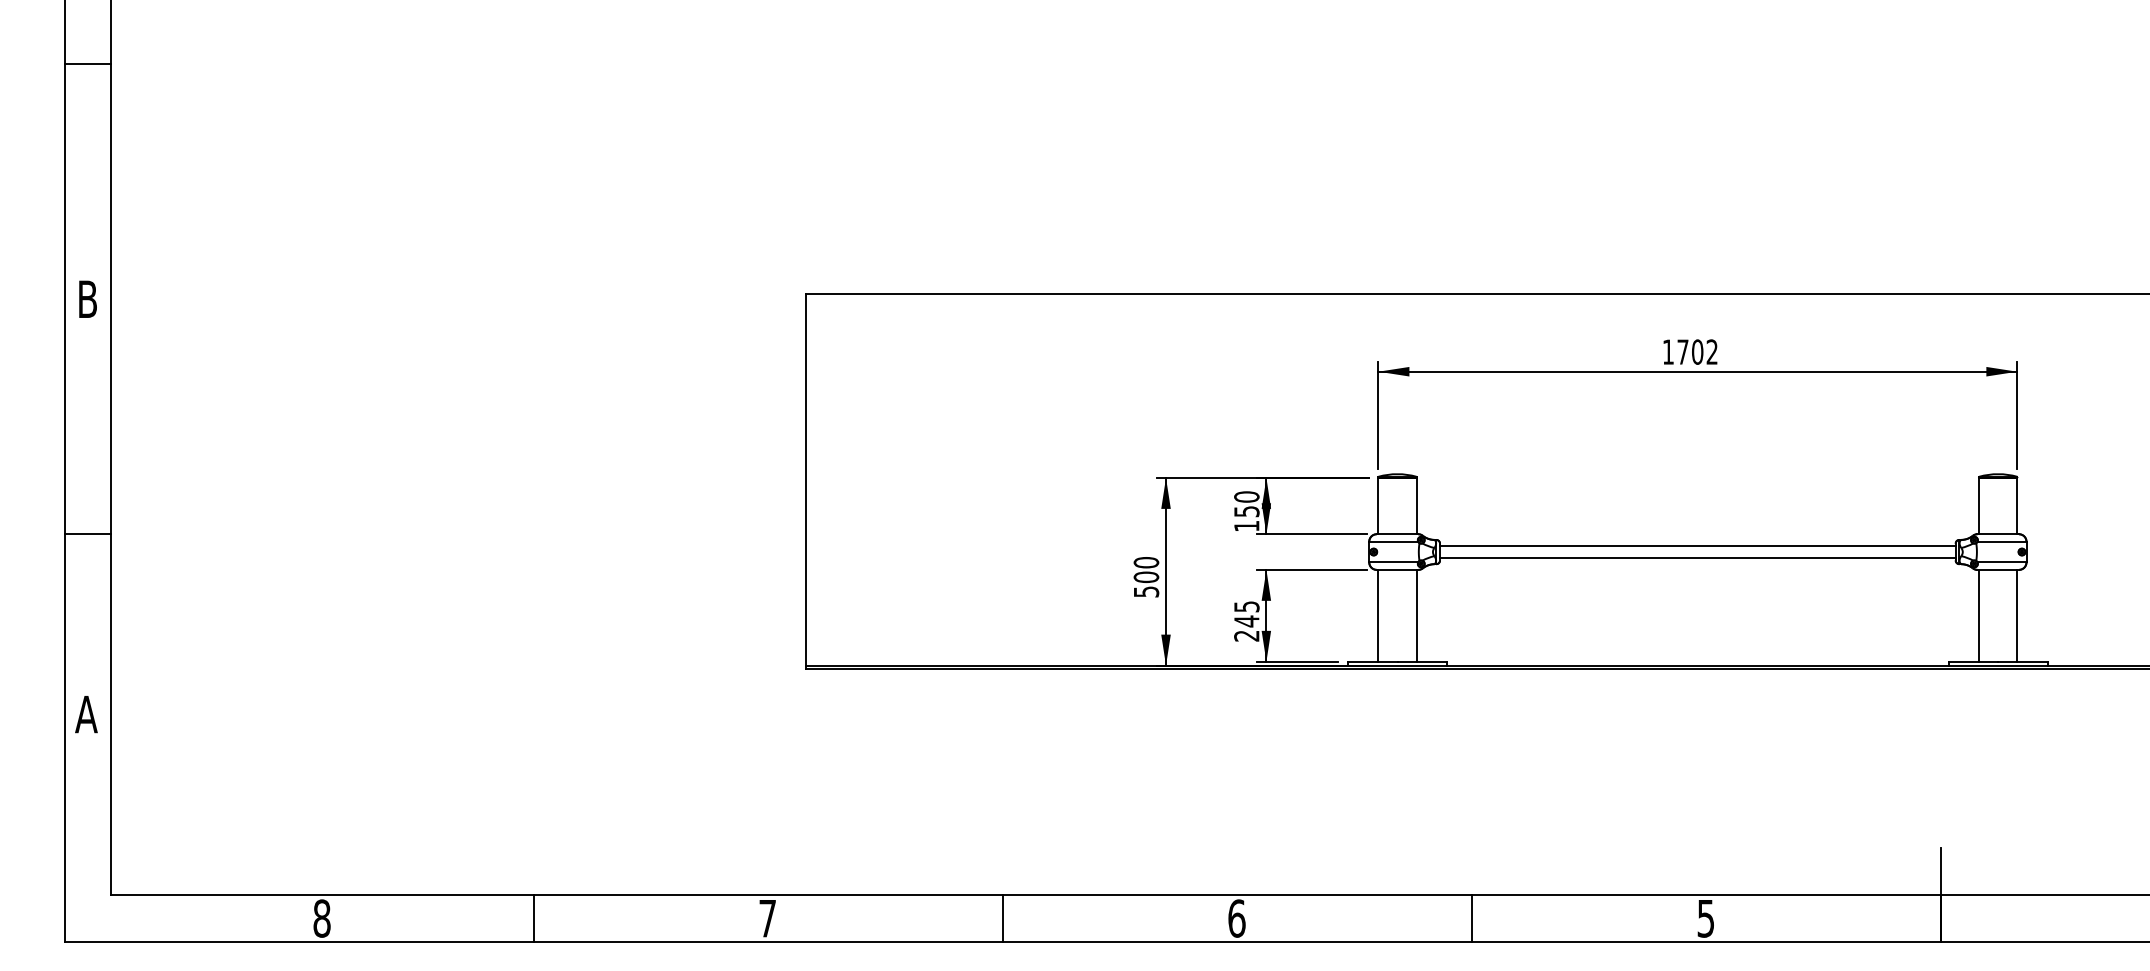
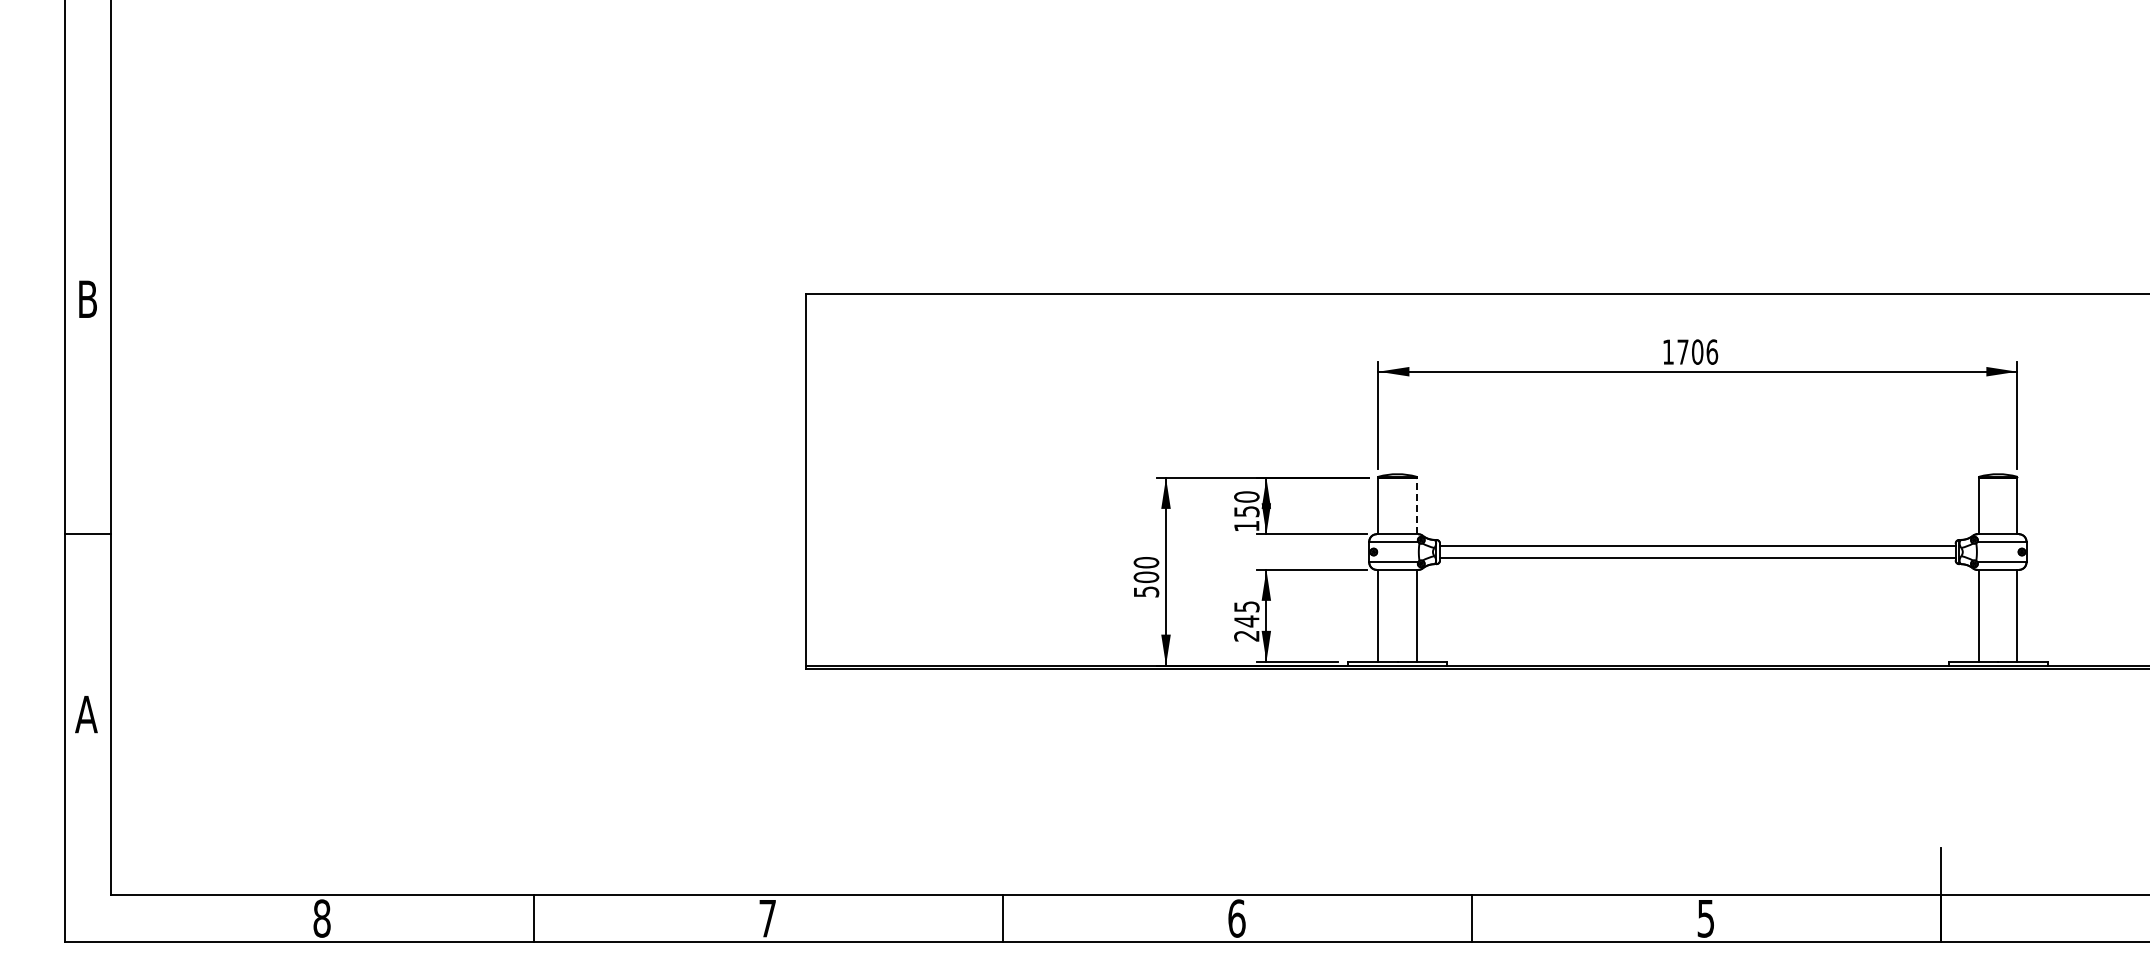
line: present -> none (87, 64)
text: 1702 -> 1706 (1712, 351)
line: solid -> dashed (1416, 505)
